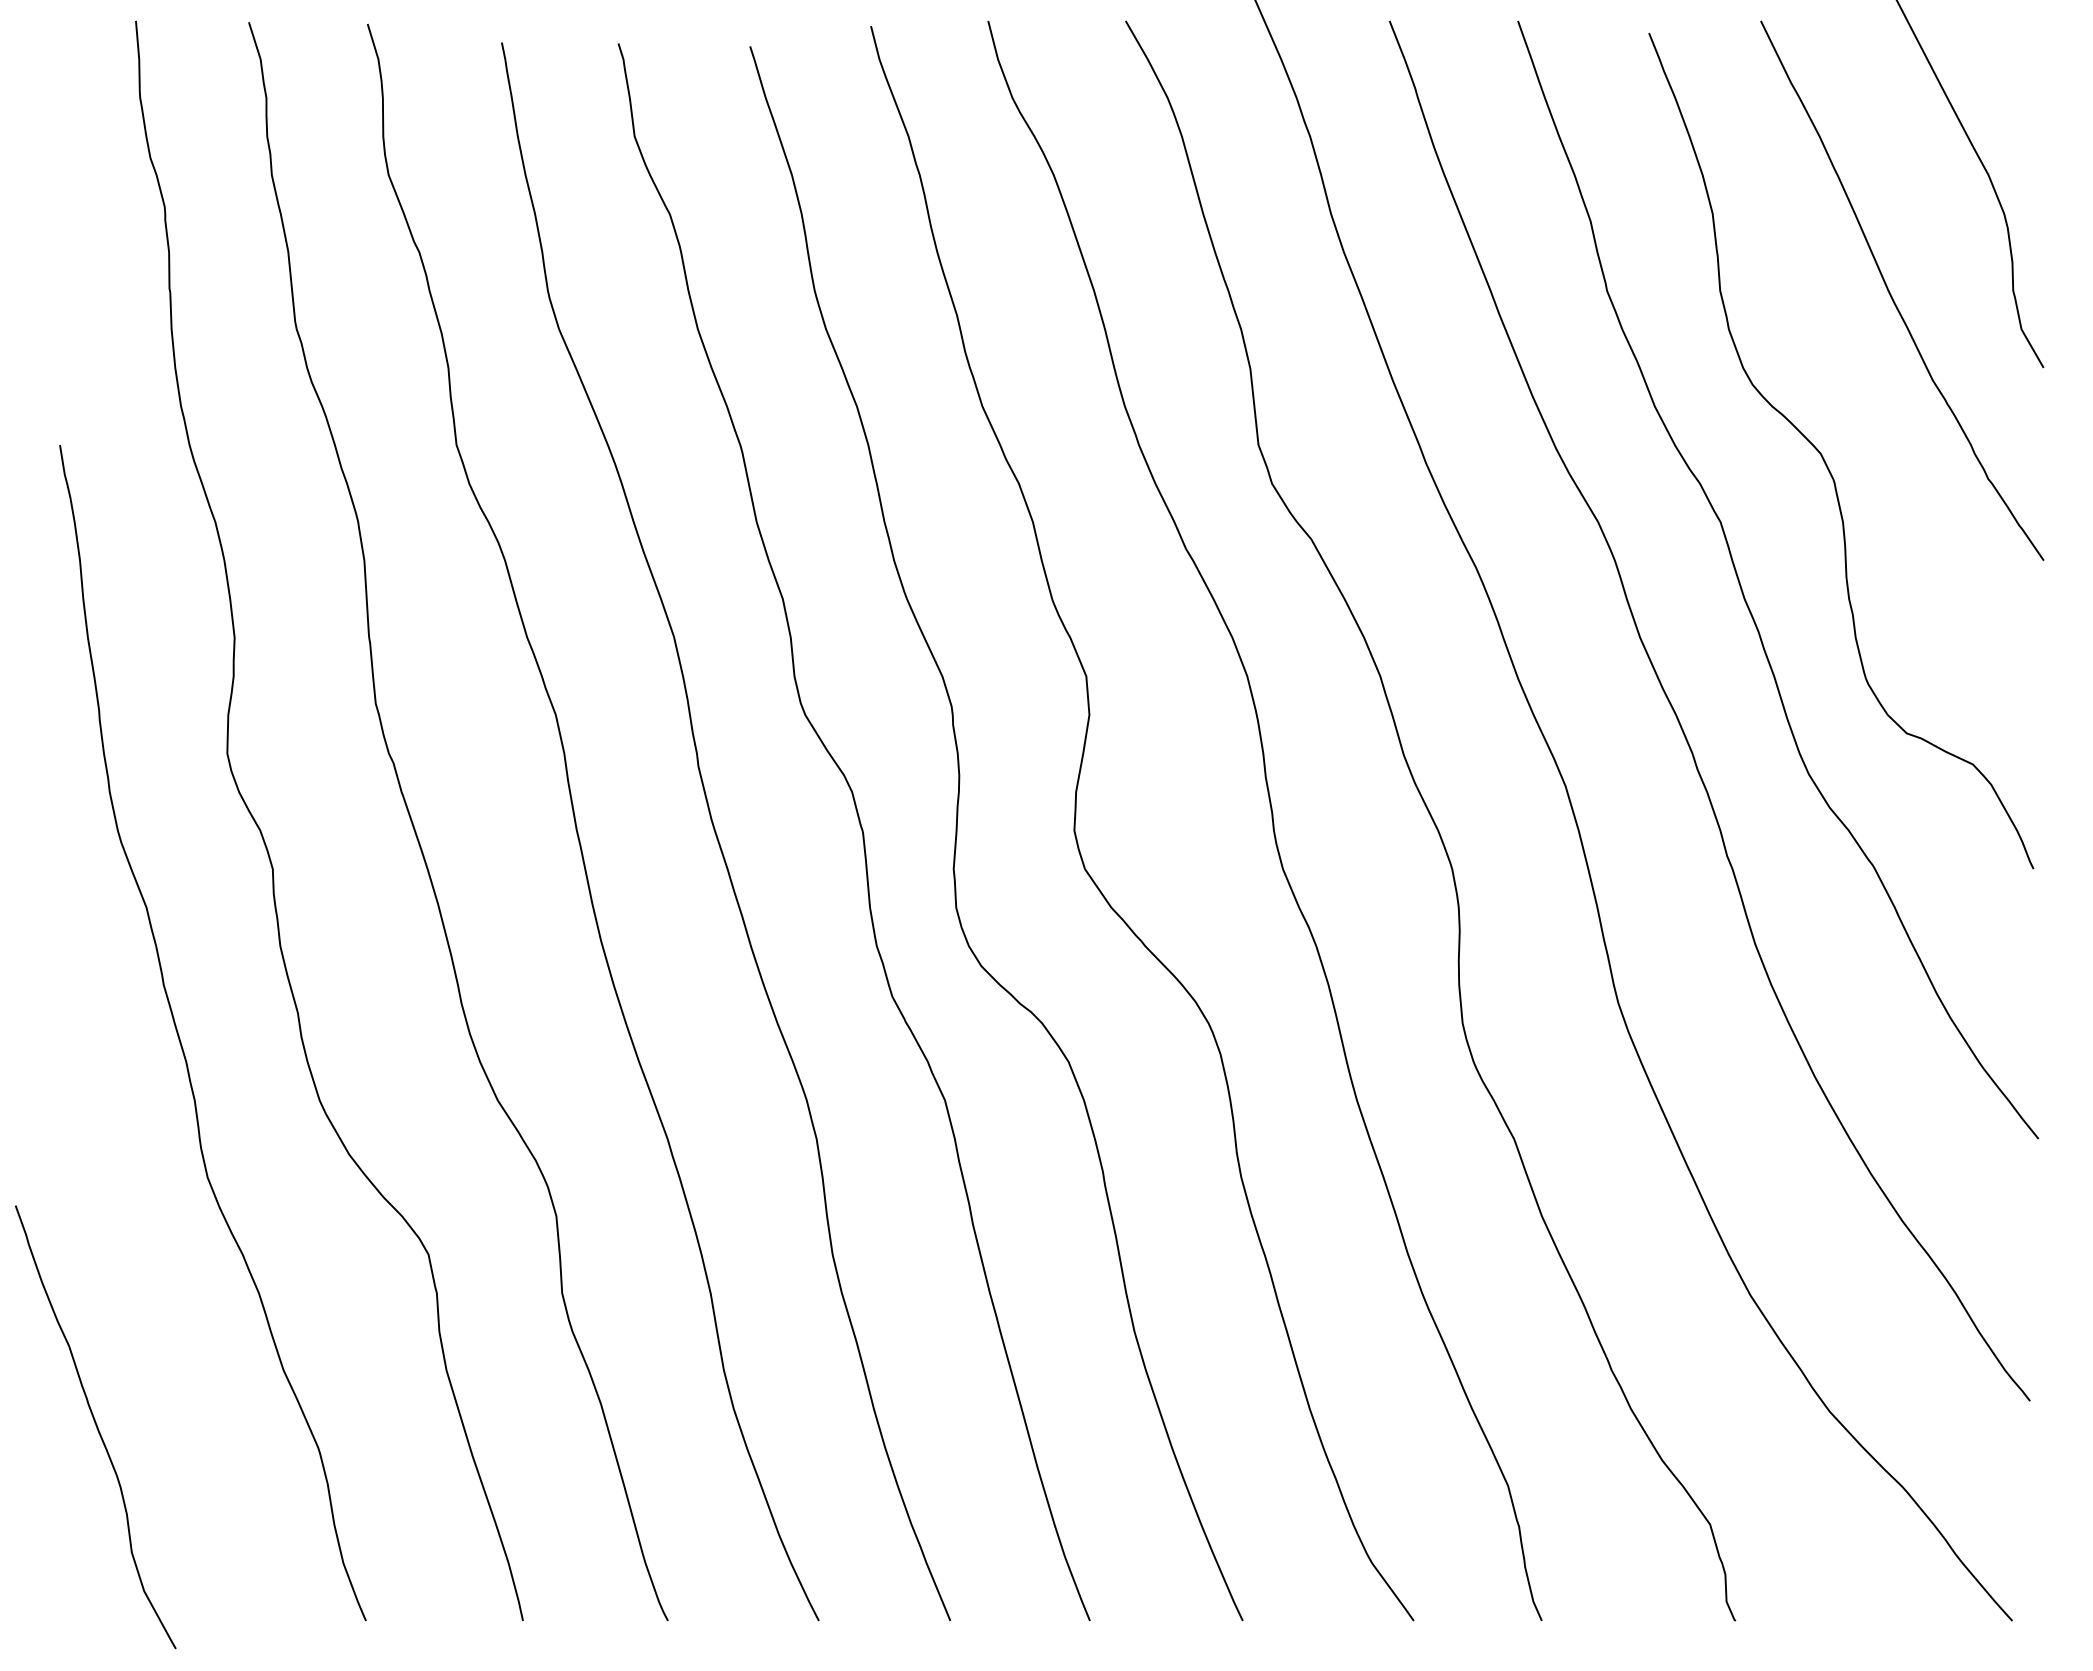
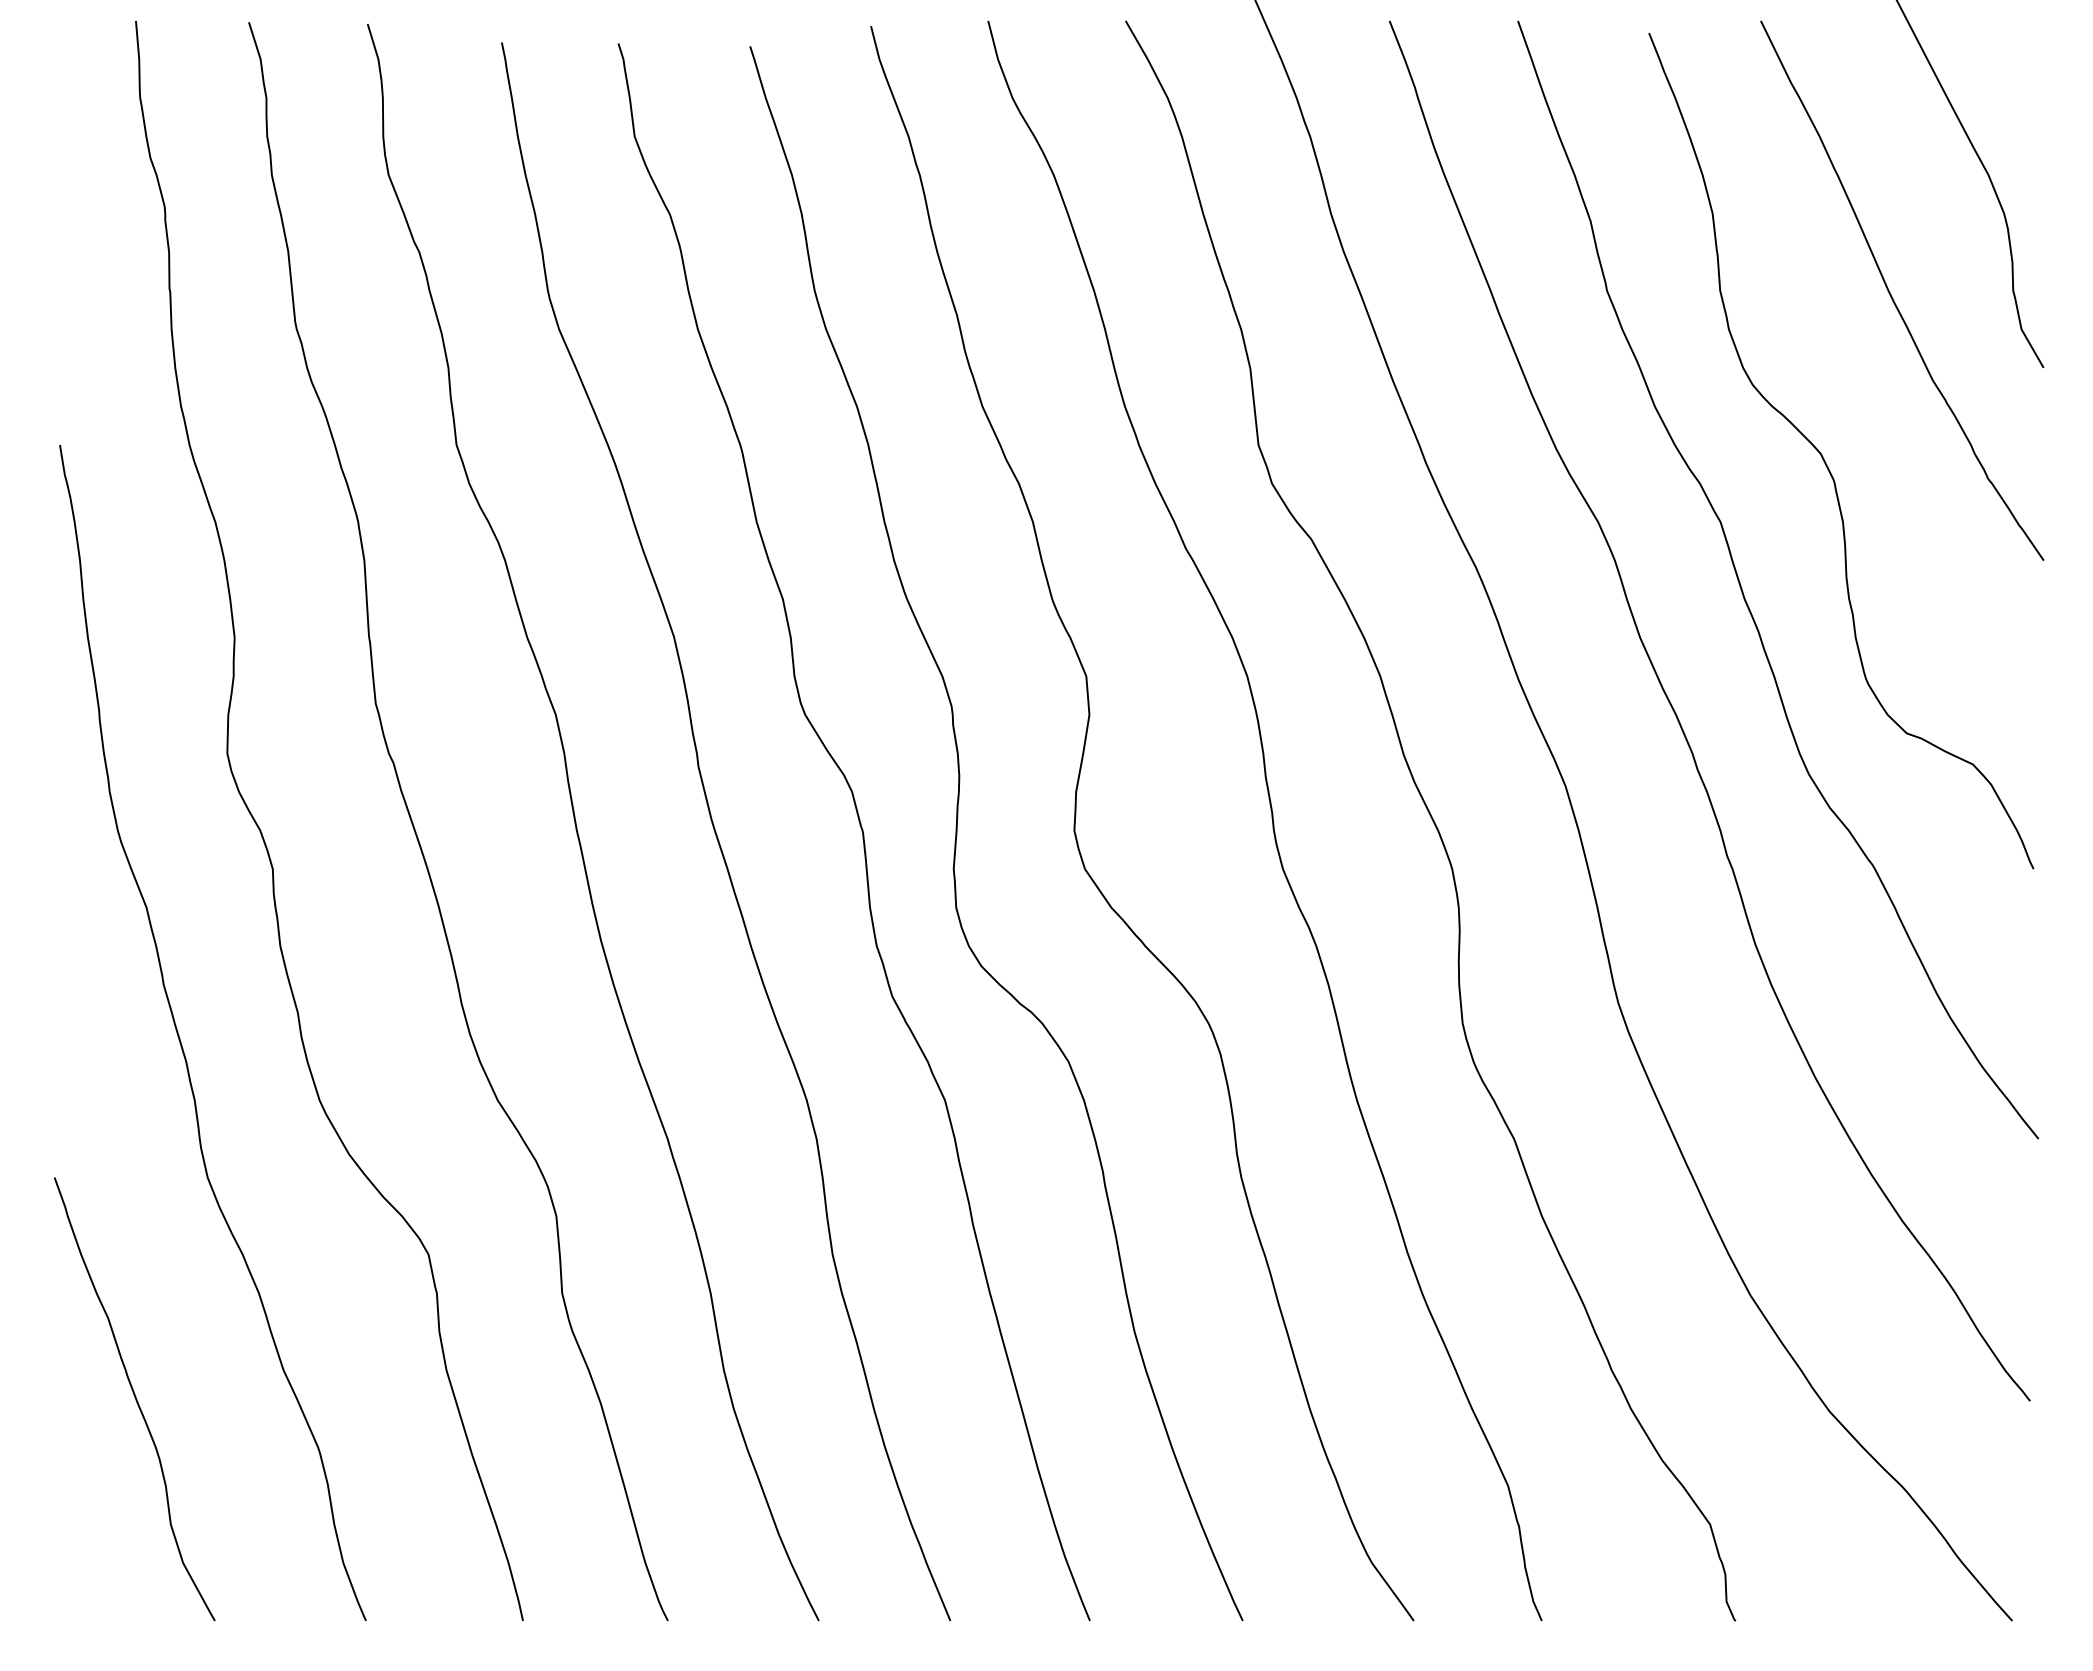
curve position: (96, 1427) -> (135, 1399) (135, 1399)
